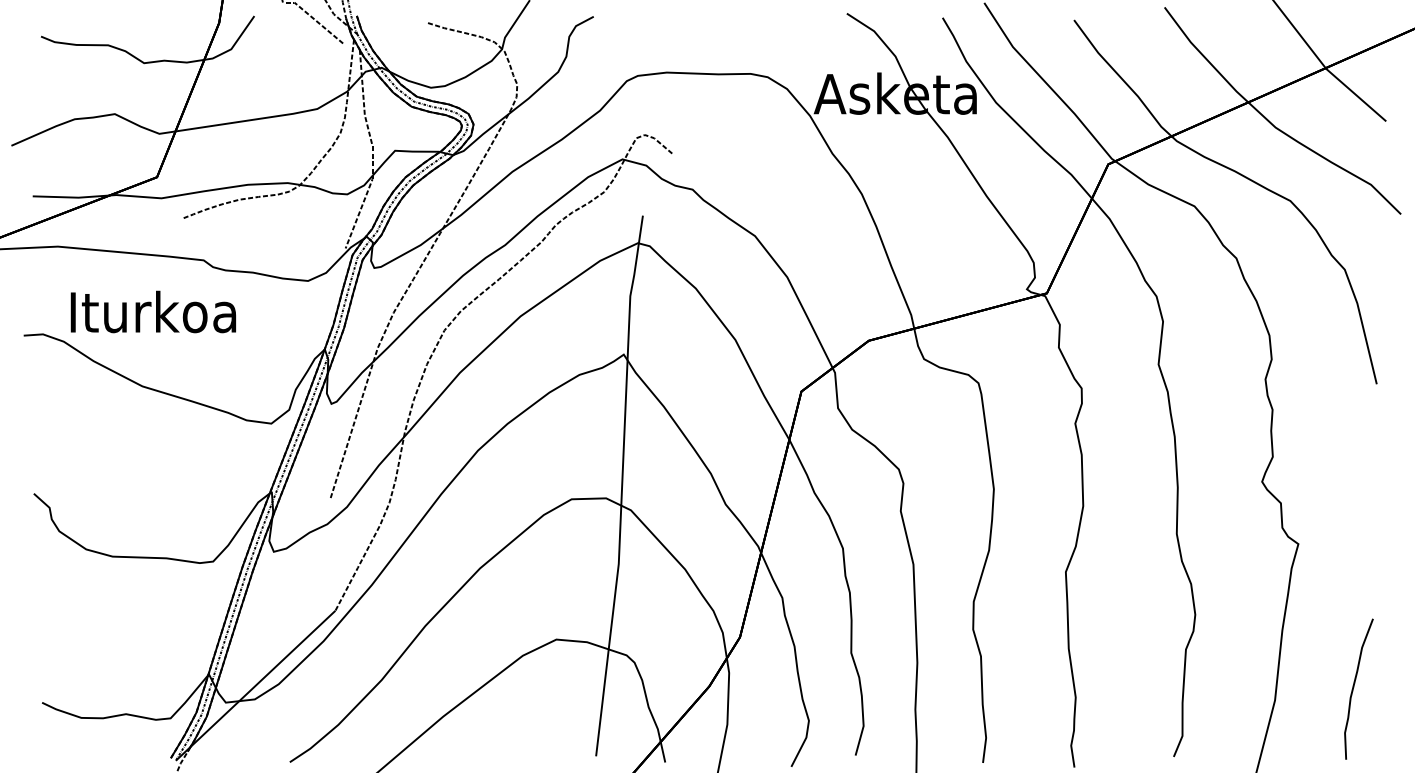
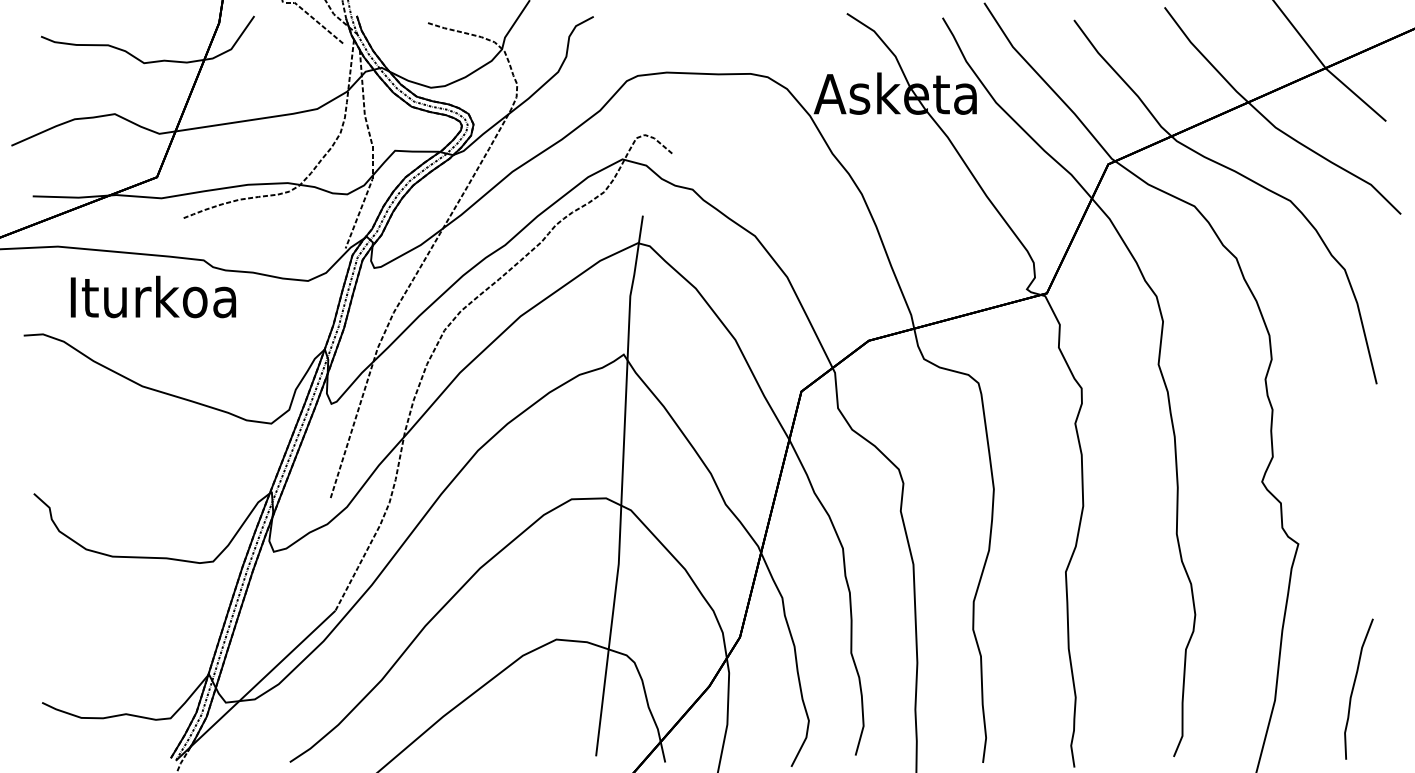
text position: (152, 311) -> (152, 296) (152, 296)
